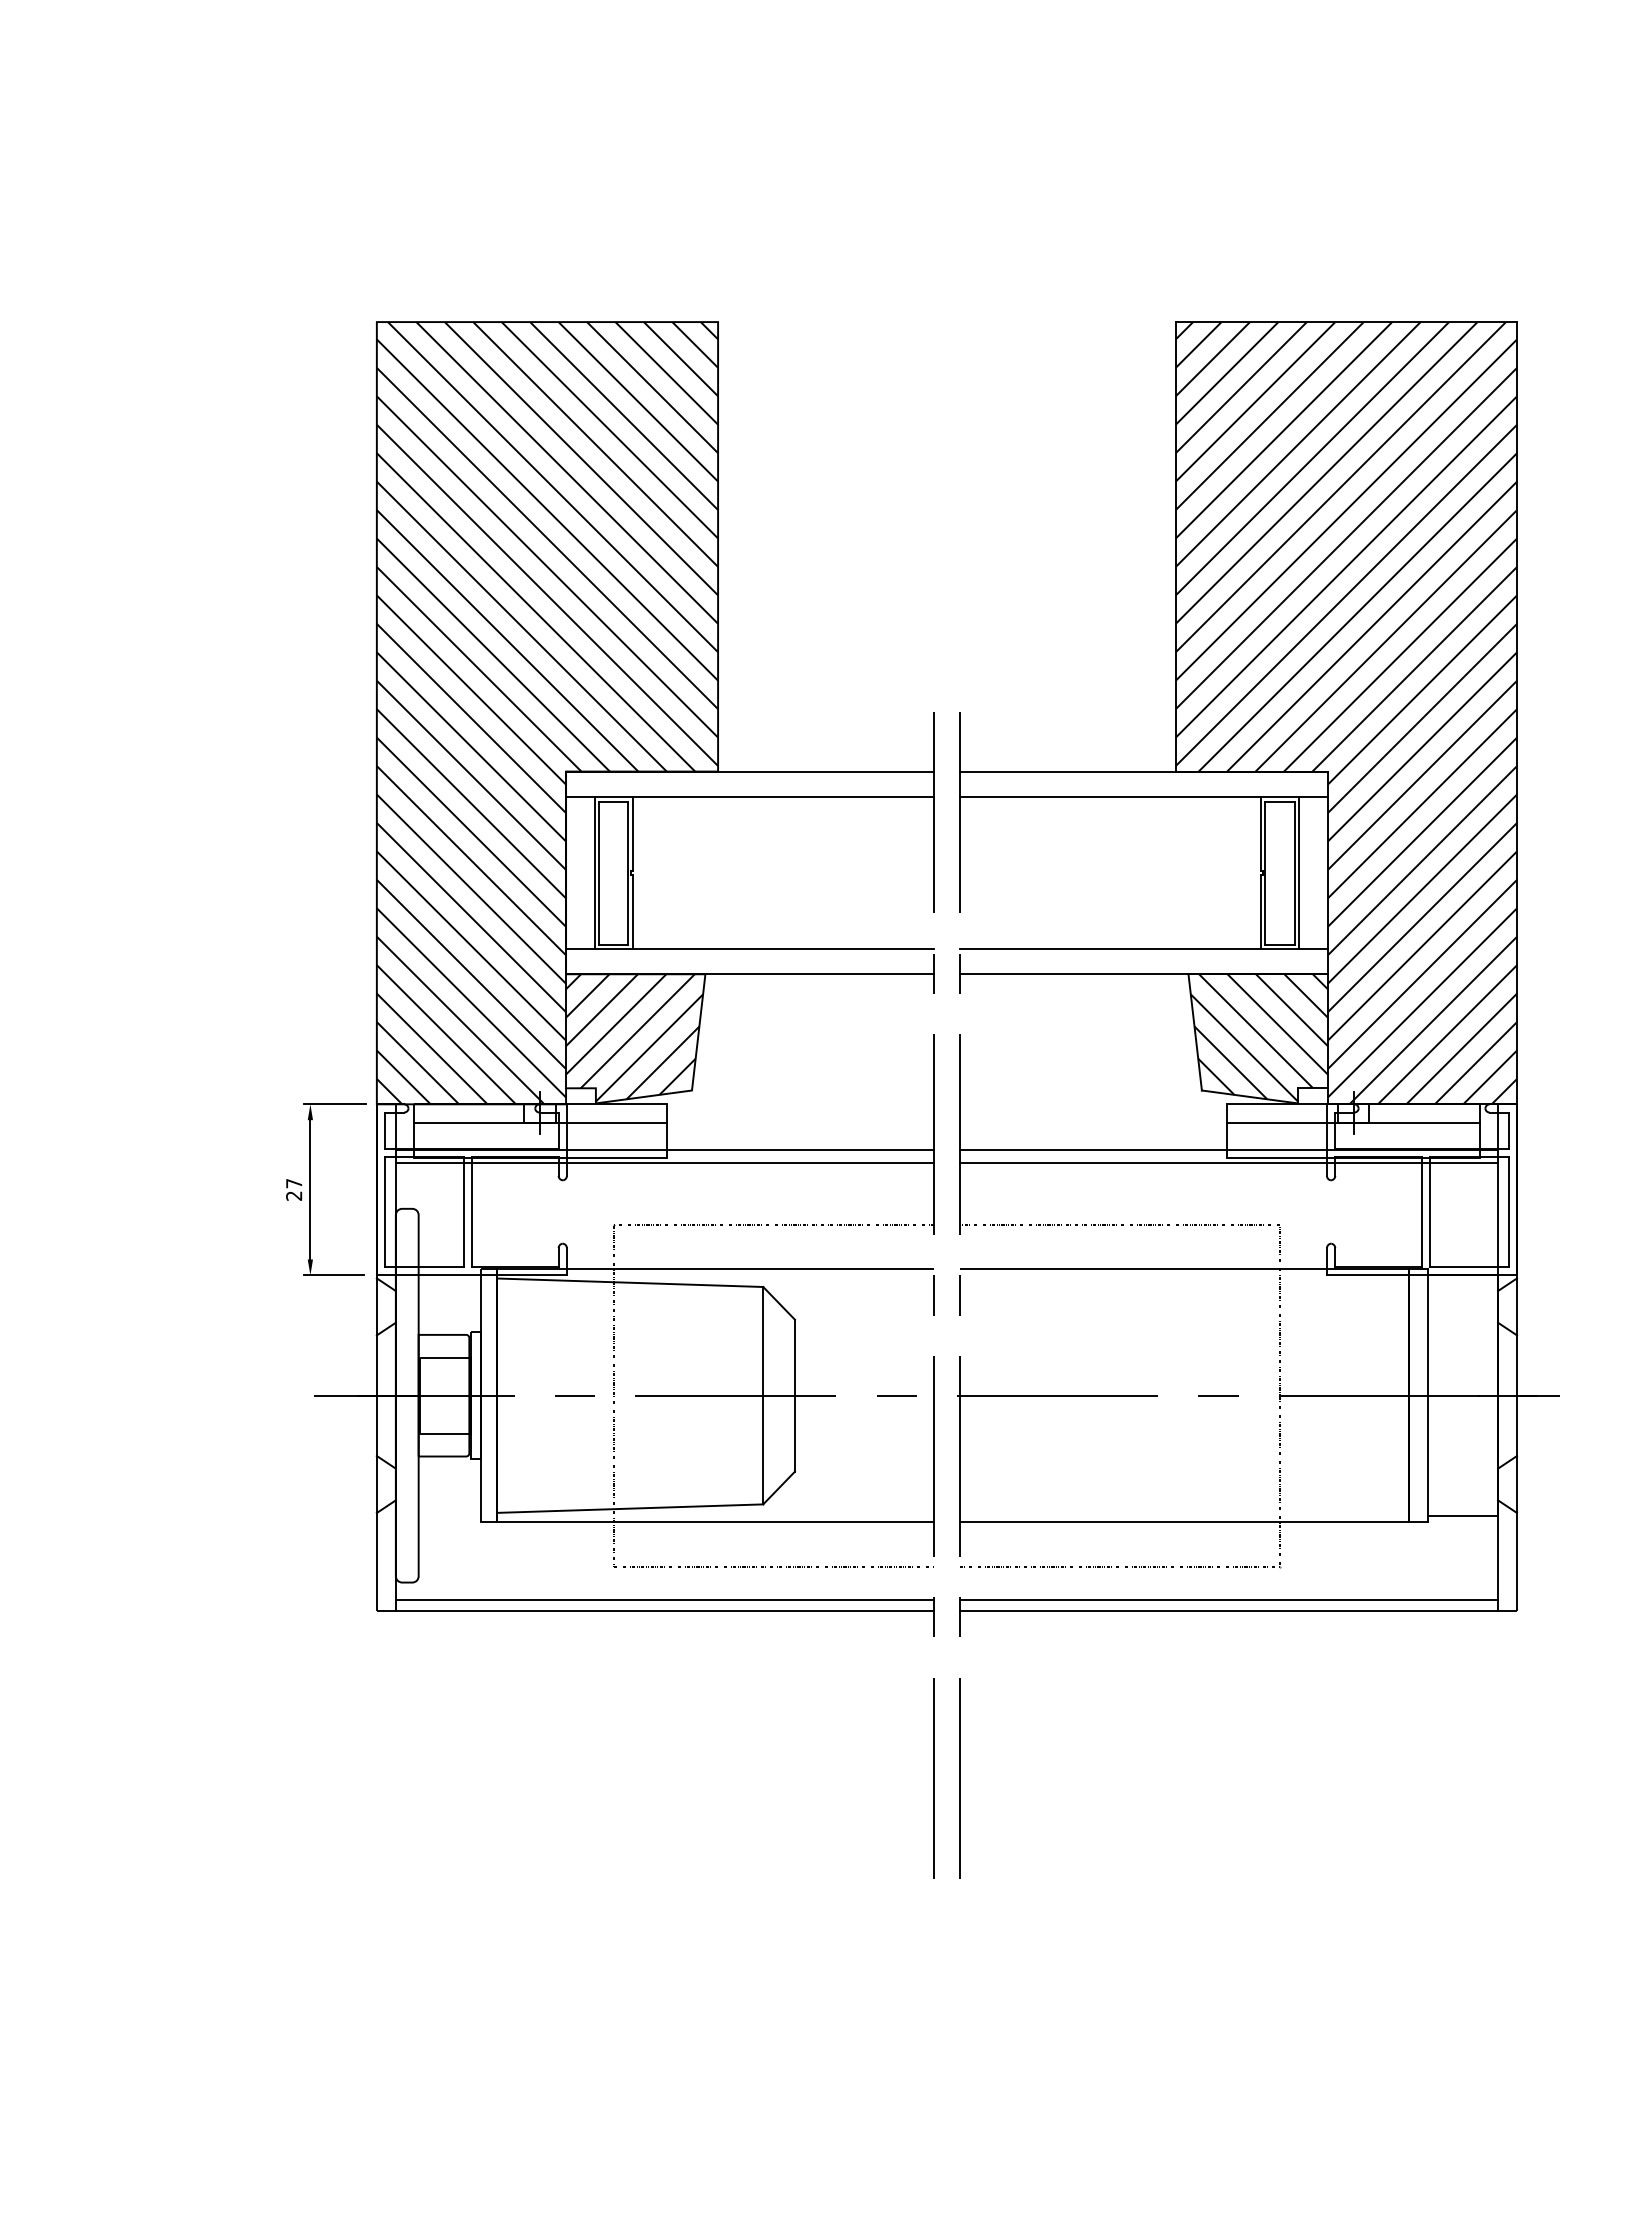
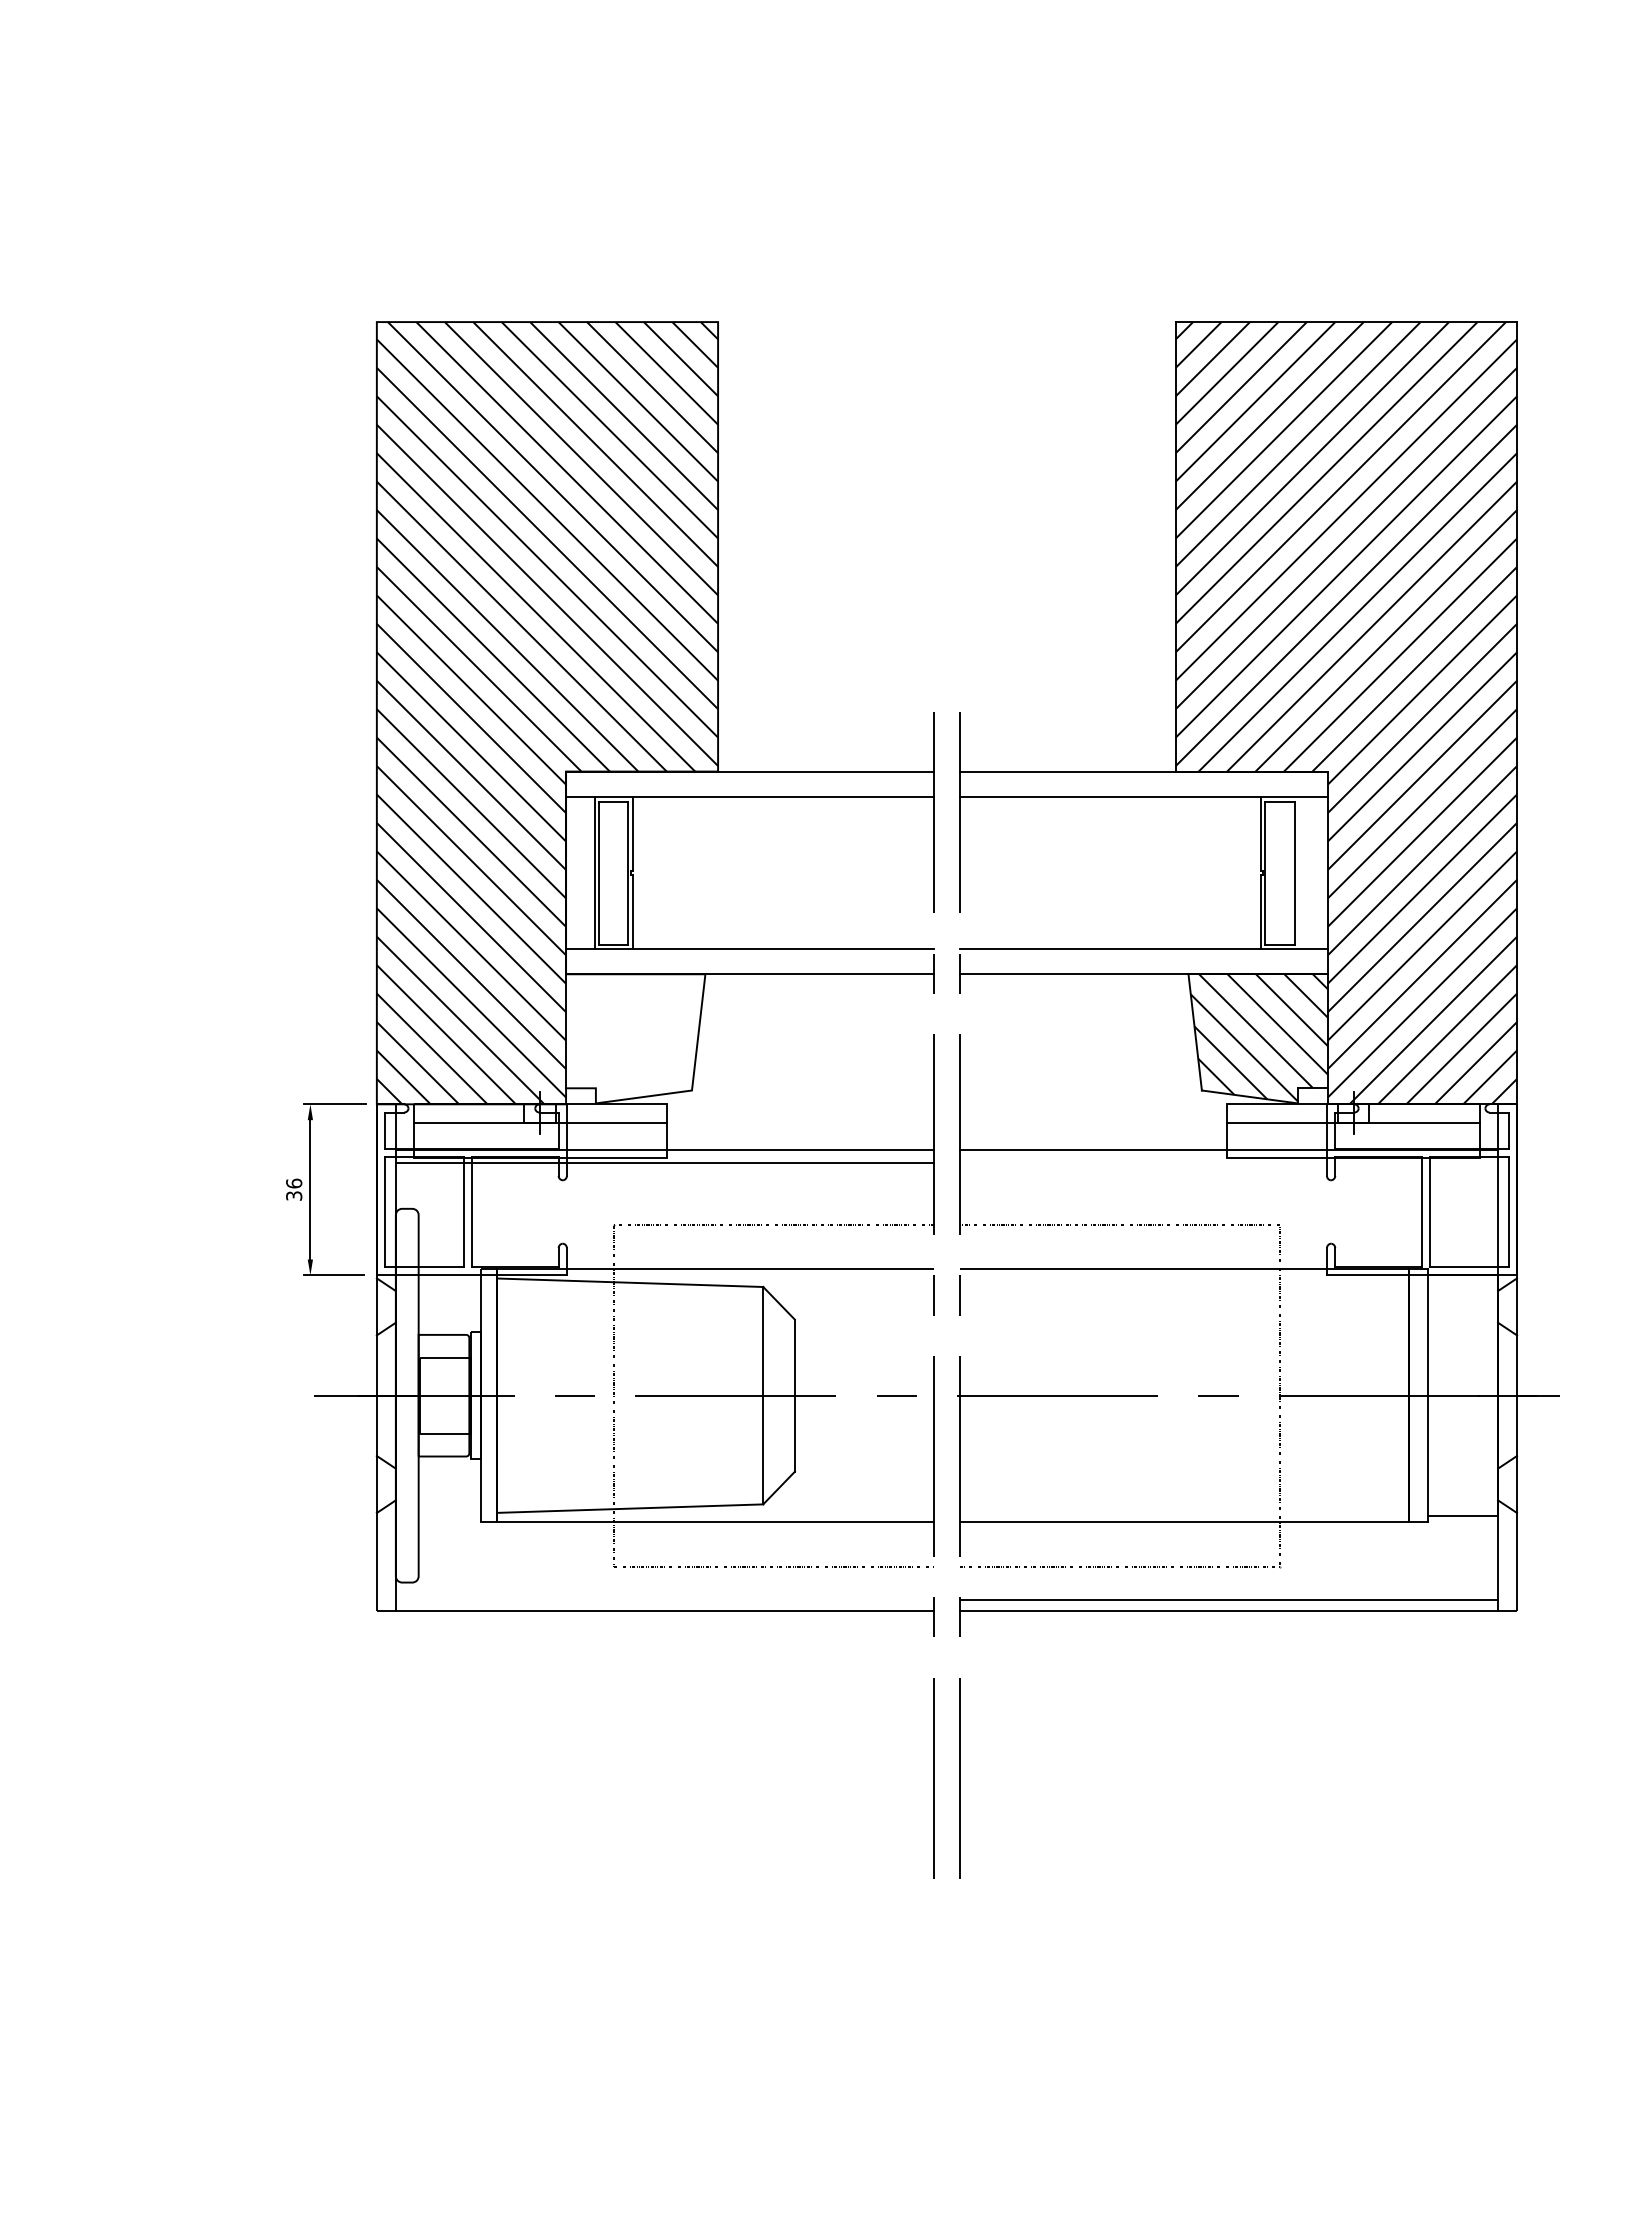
line: present -> none (1299, 872)
hatch: present -> none (634, 1037)
line: present -> none (1228, 1163)
text: 27 -> 36 (294, 1189)
line: present -> none (664, 1599)
